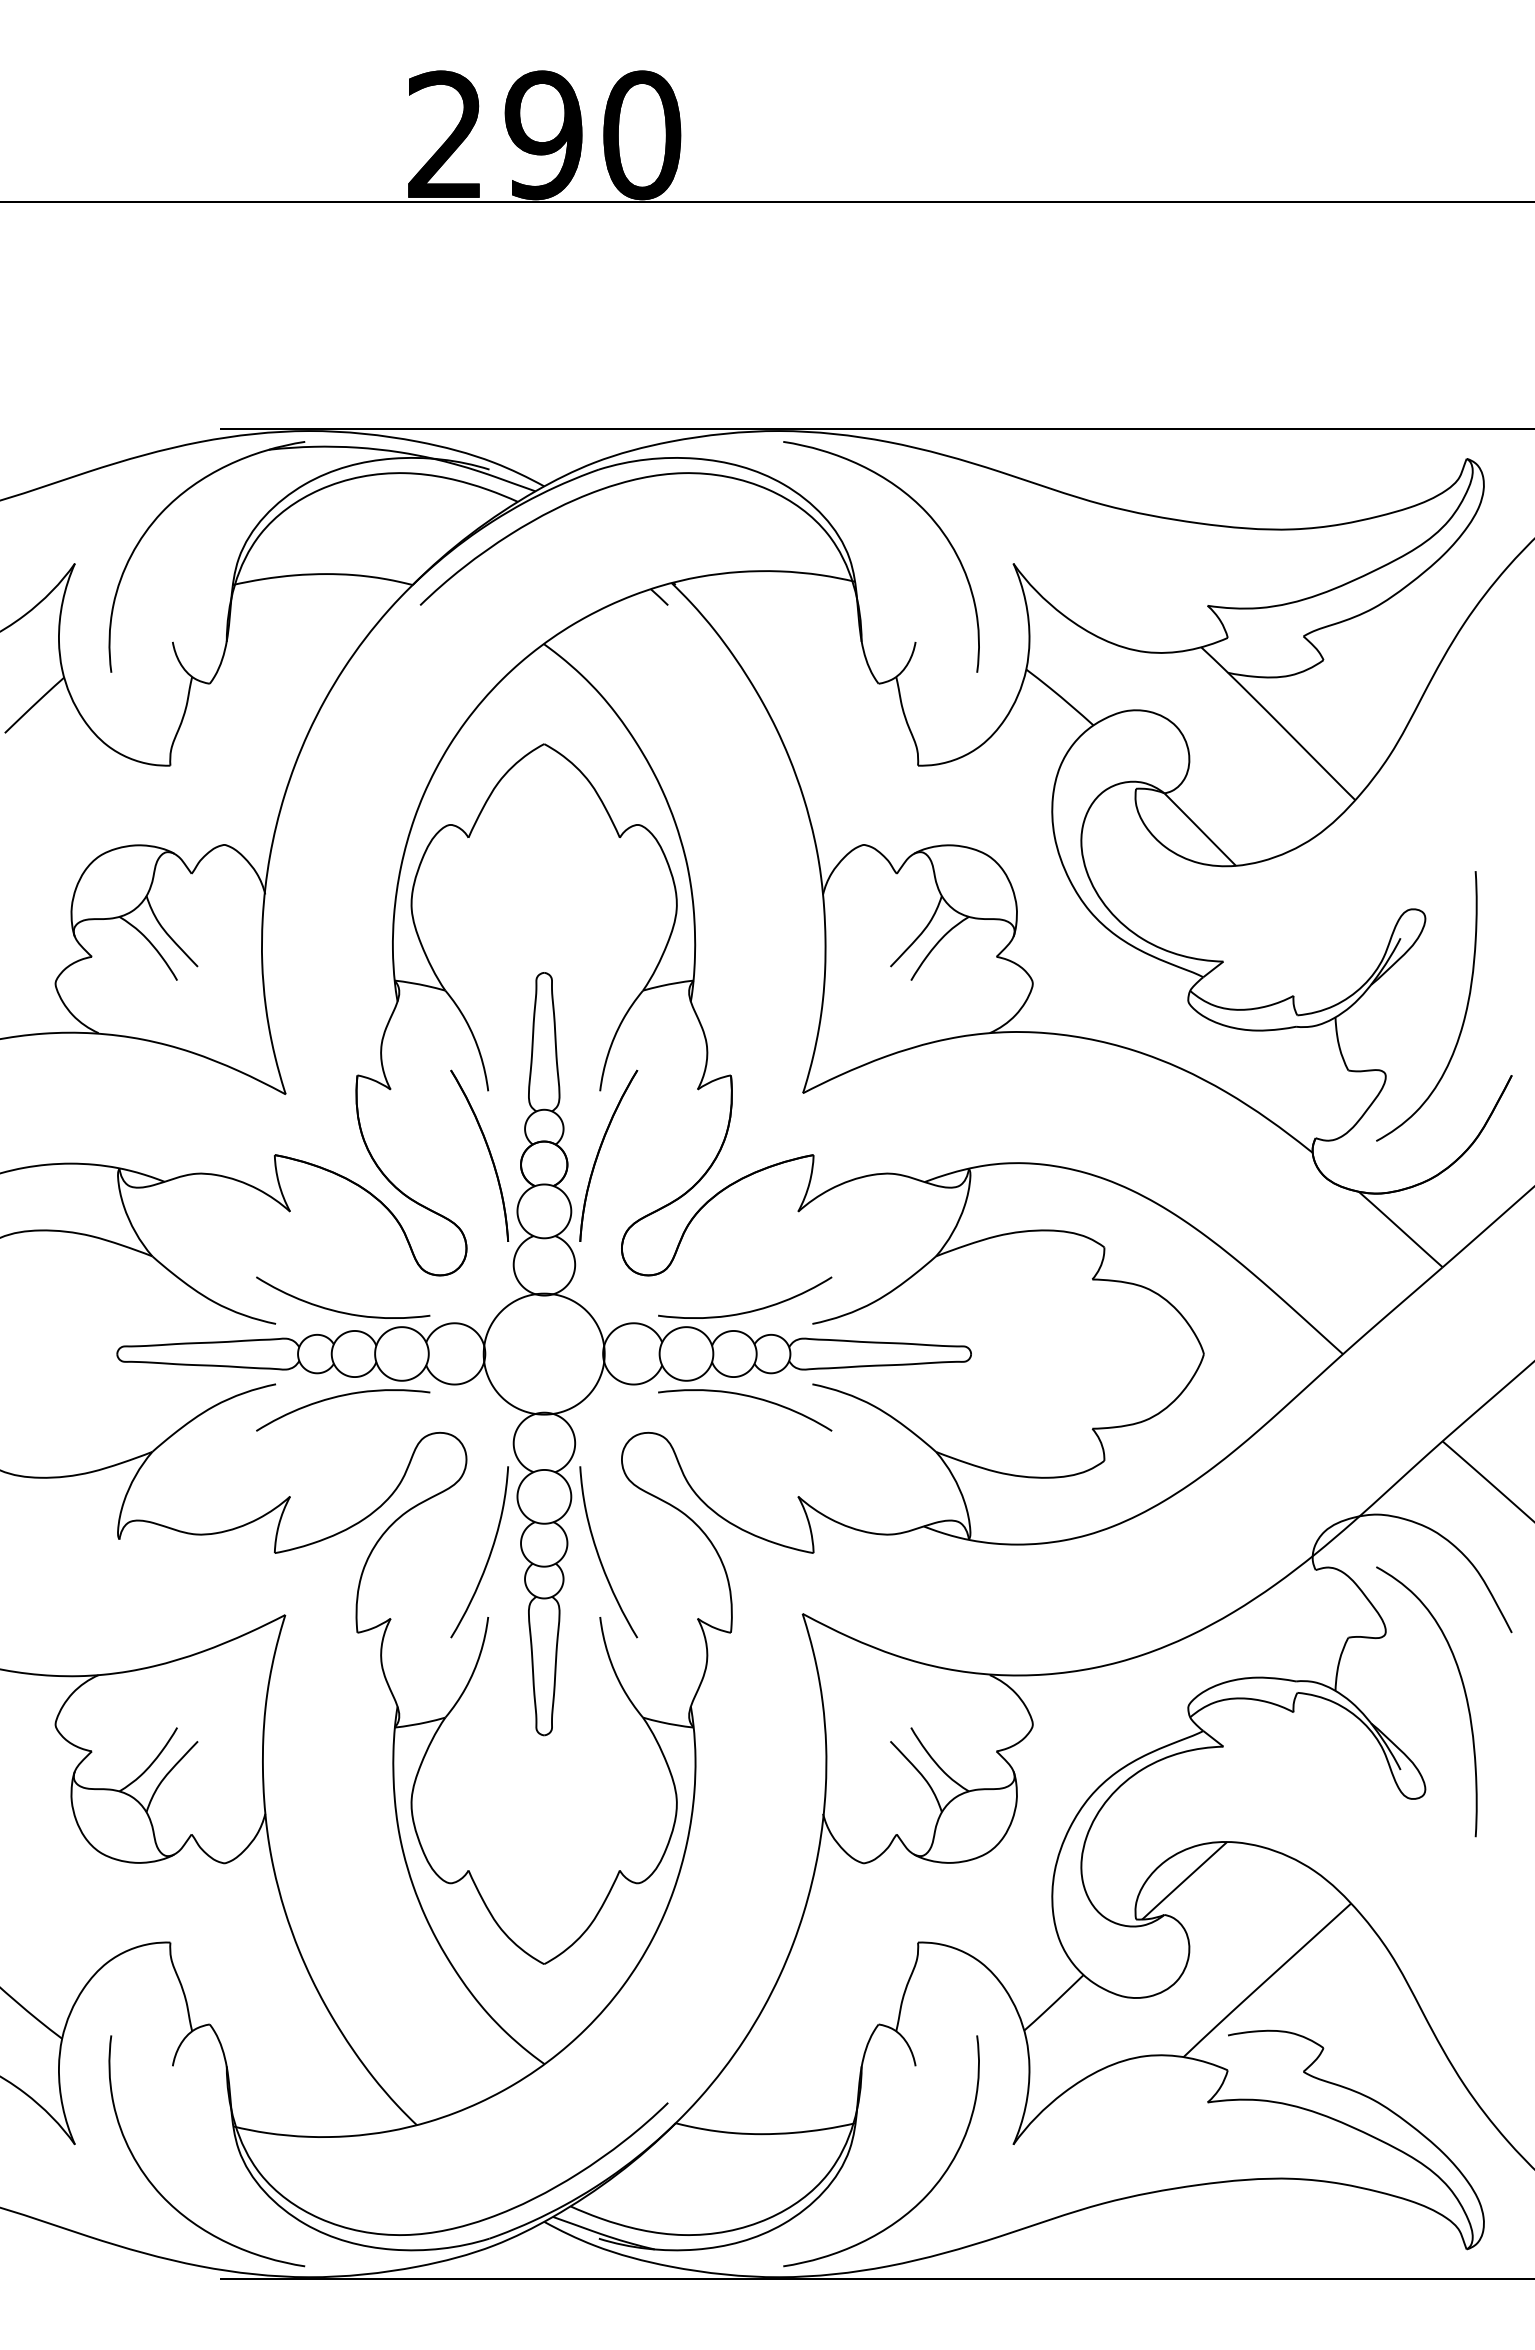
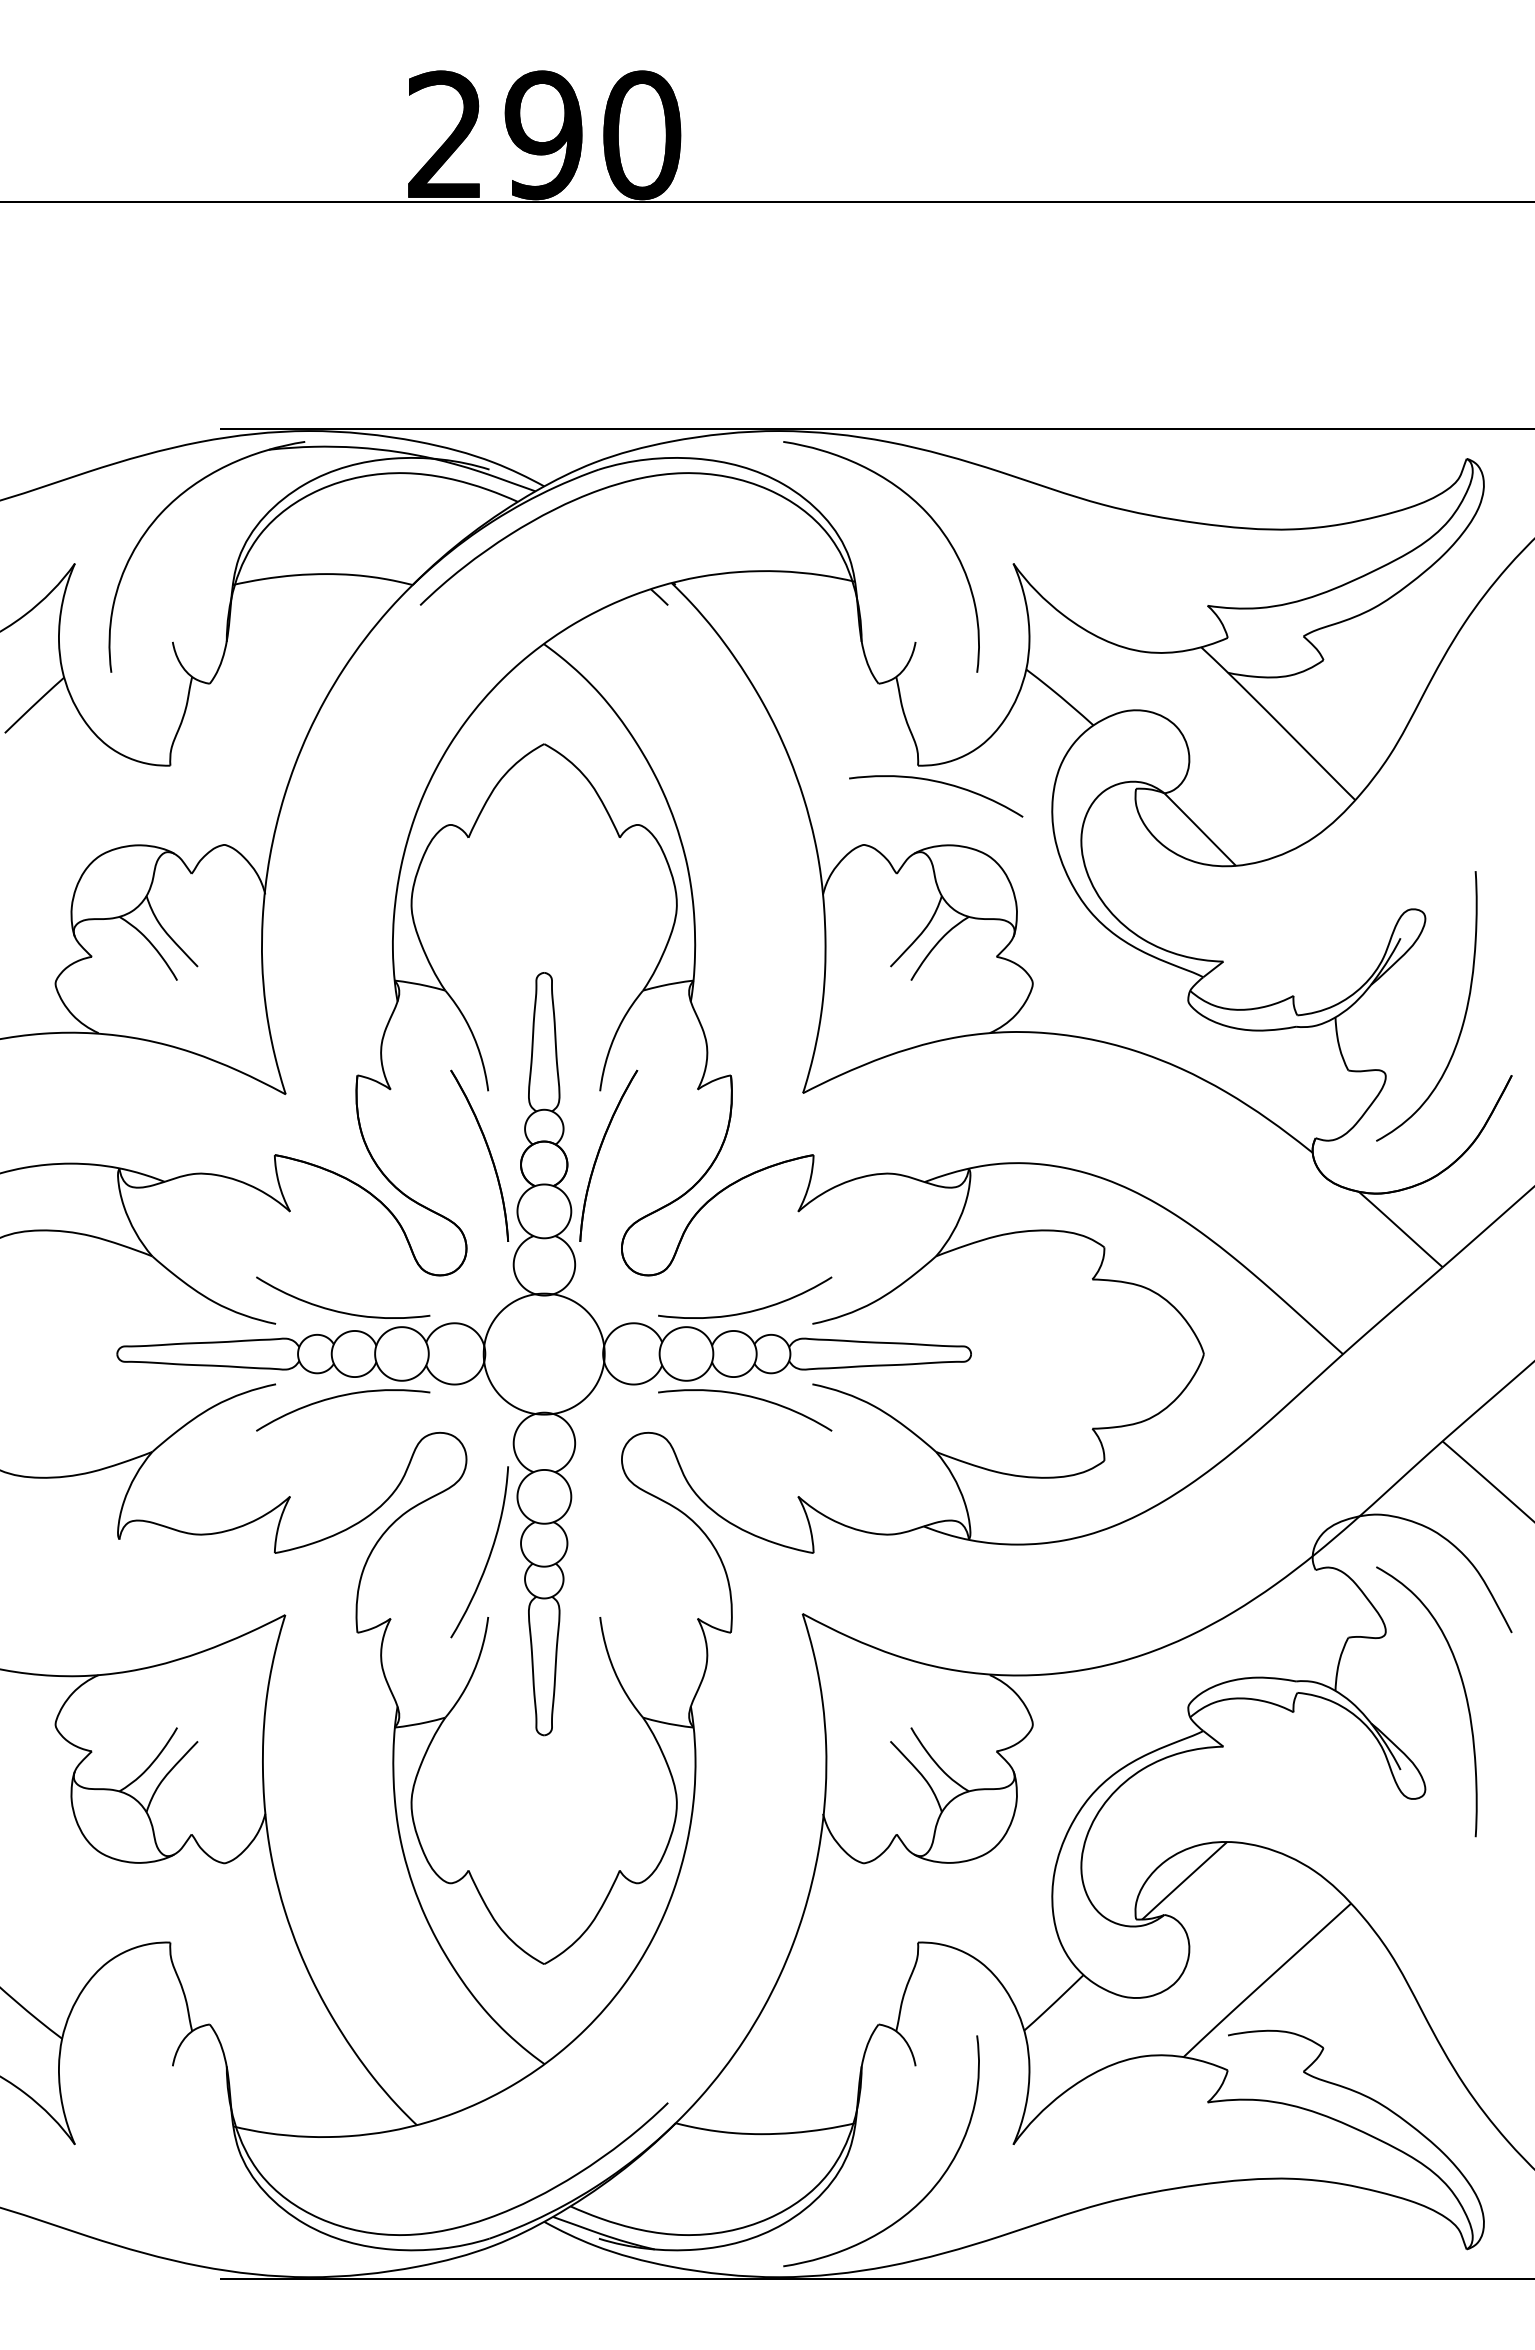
curve: none -> present (940, 783)
curve: present -> none (599, 1554)
curve: present -> none (161, 2193)
